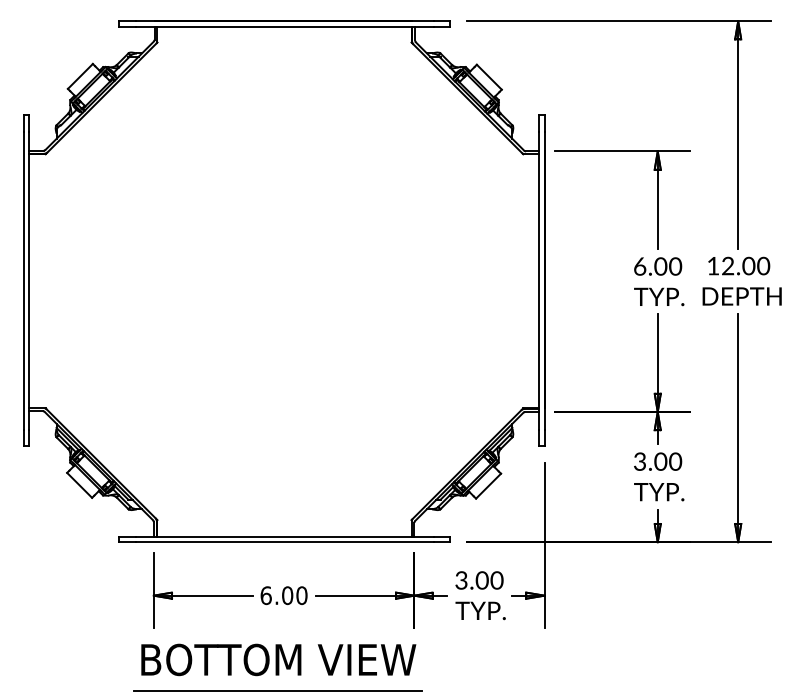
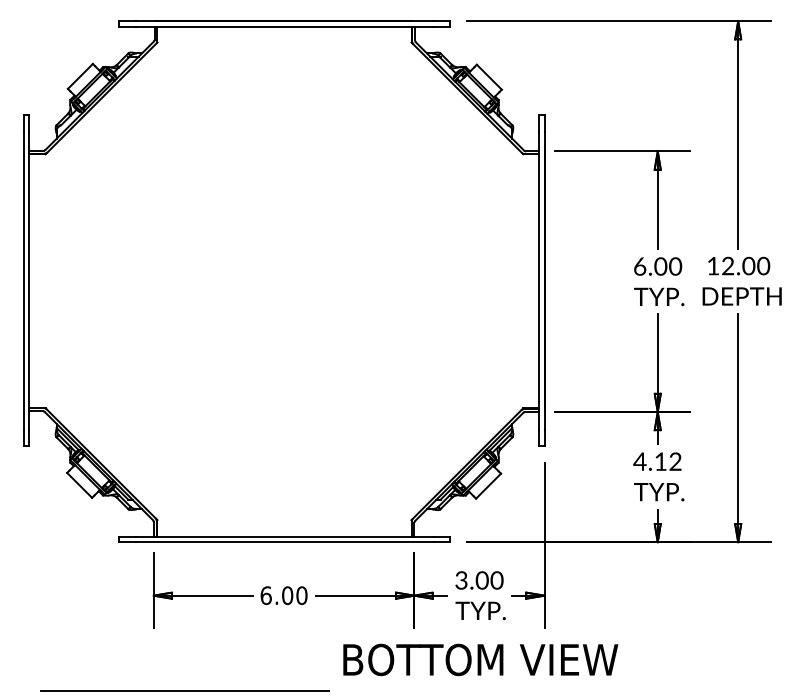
text: 3.00 -> 4.12 (657, 461)
text position: (278, 659) -> (480, 659) (480, 659)
line position: (277, 690) -> (184, 690) (184, 690)
